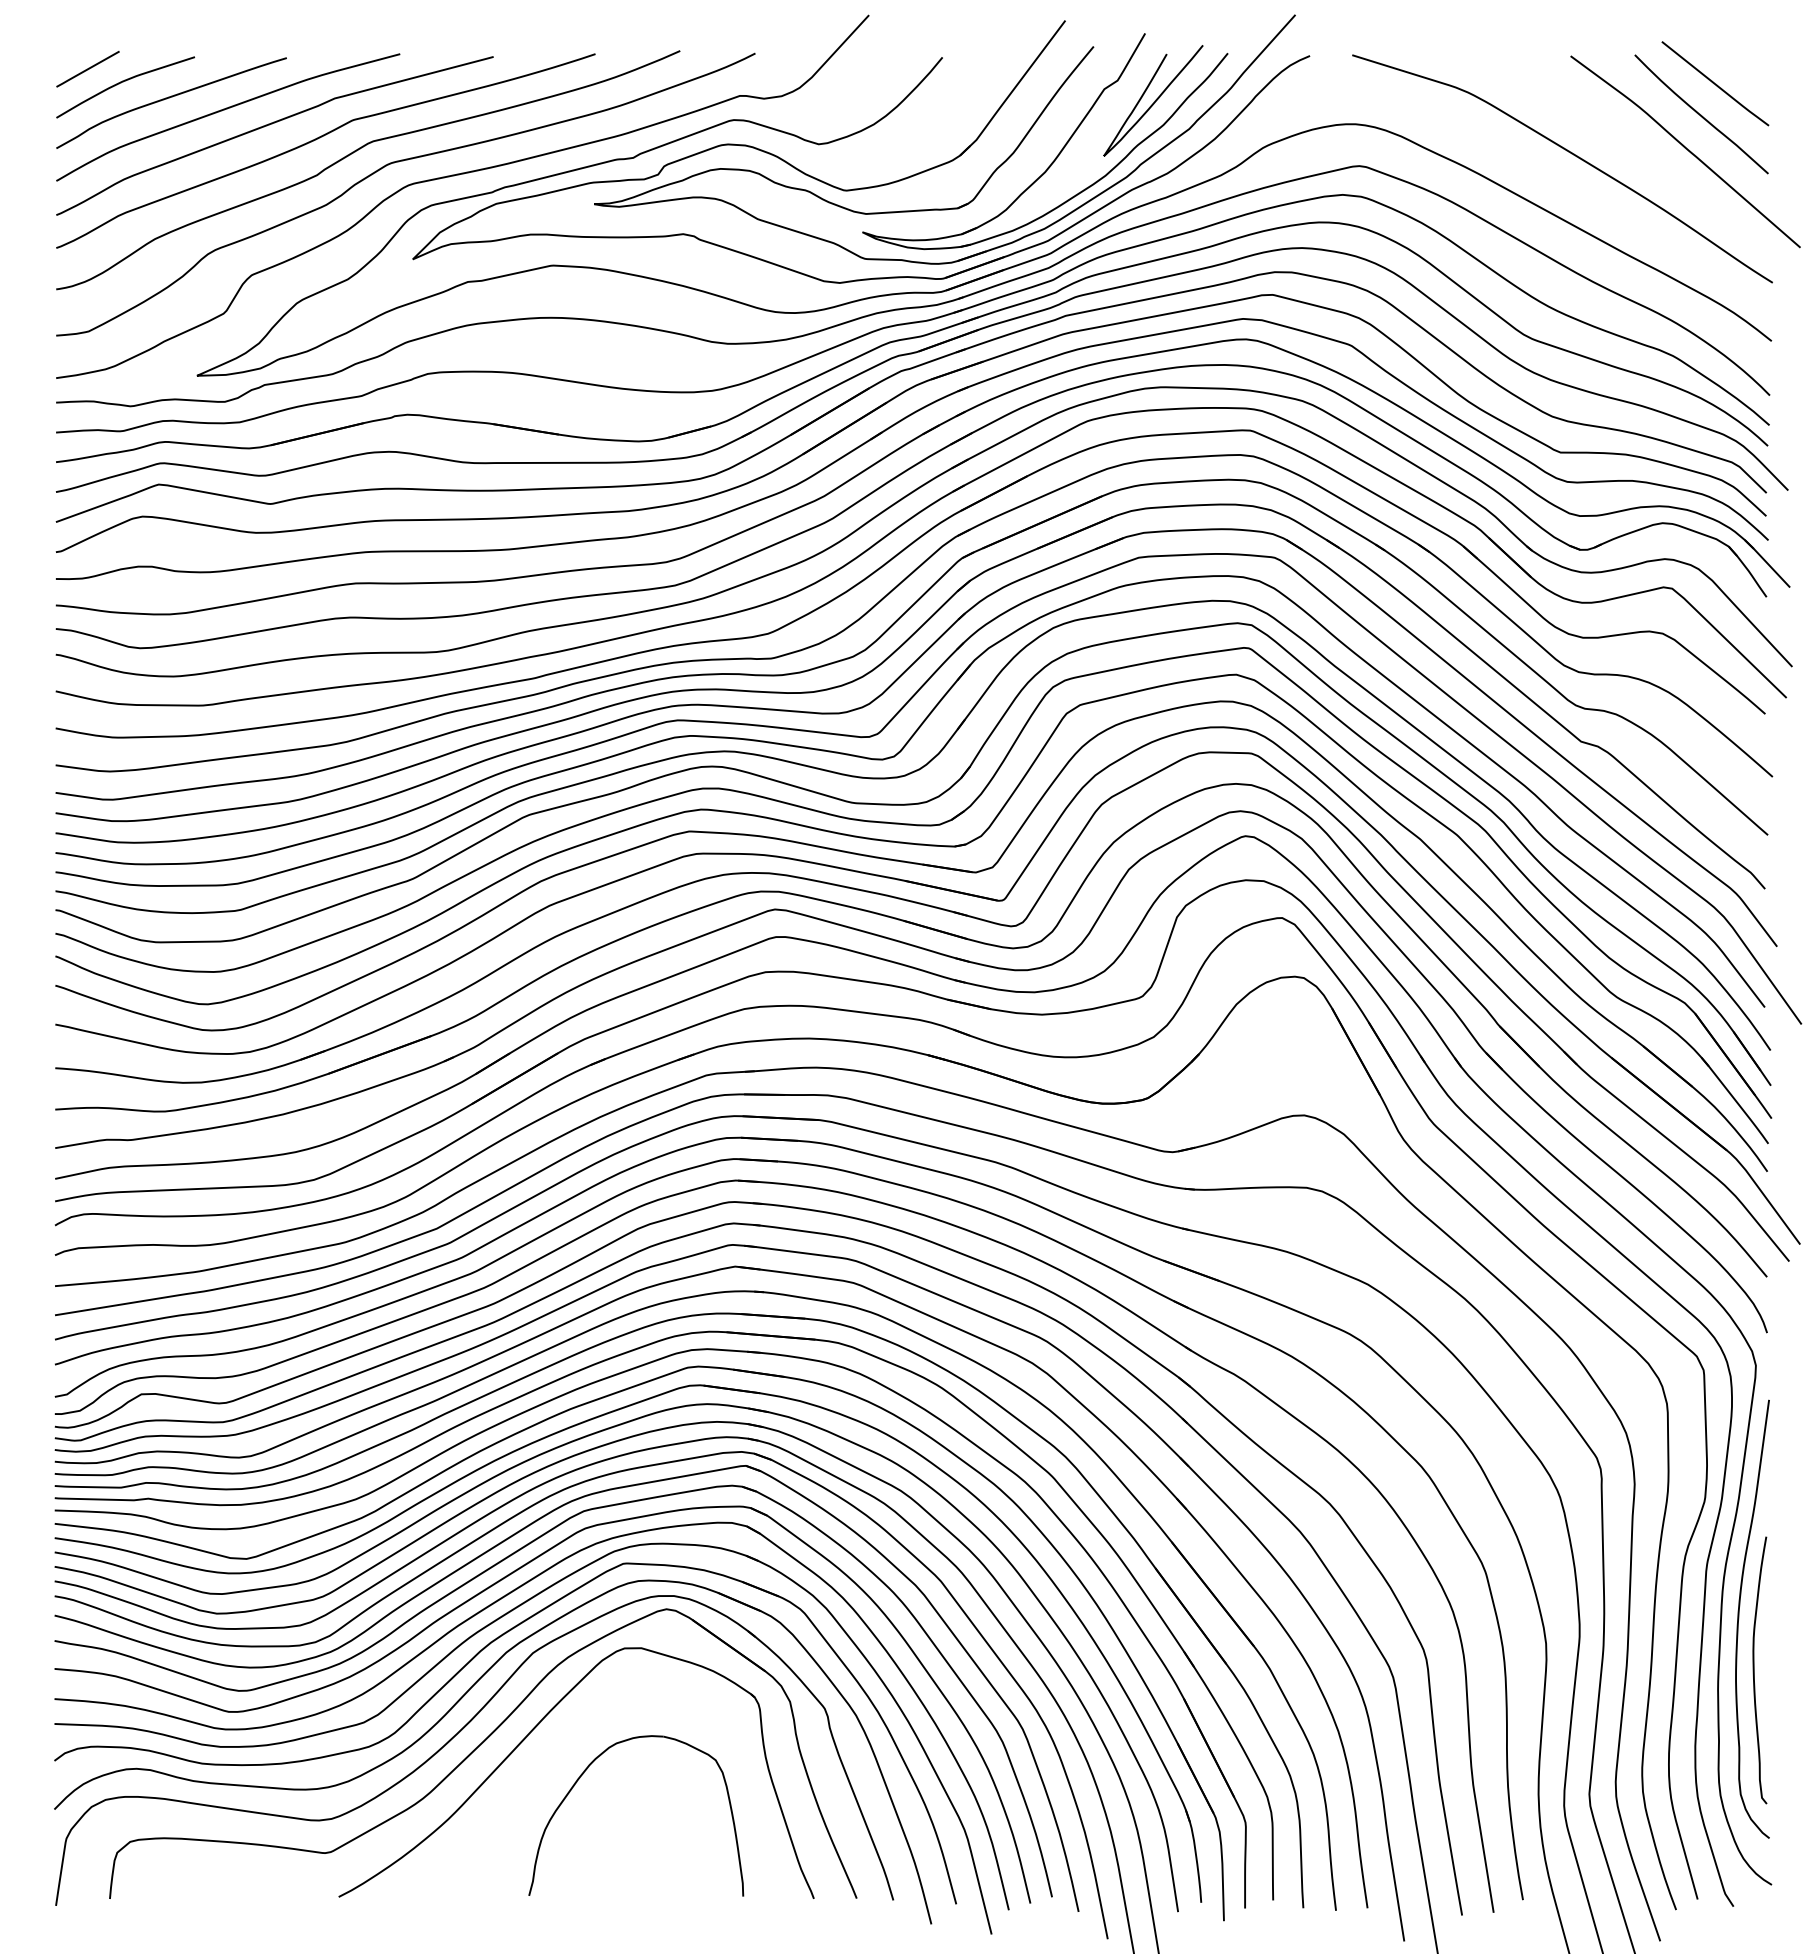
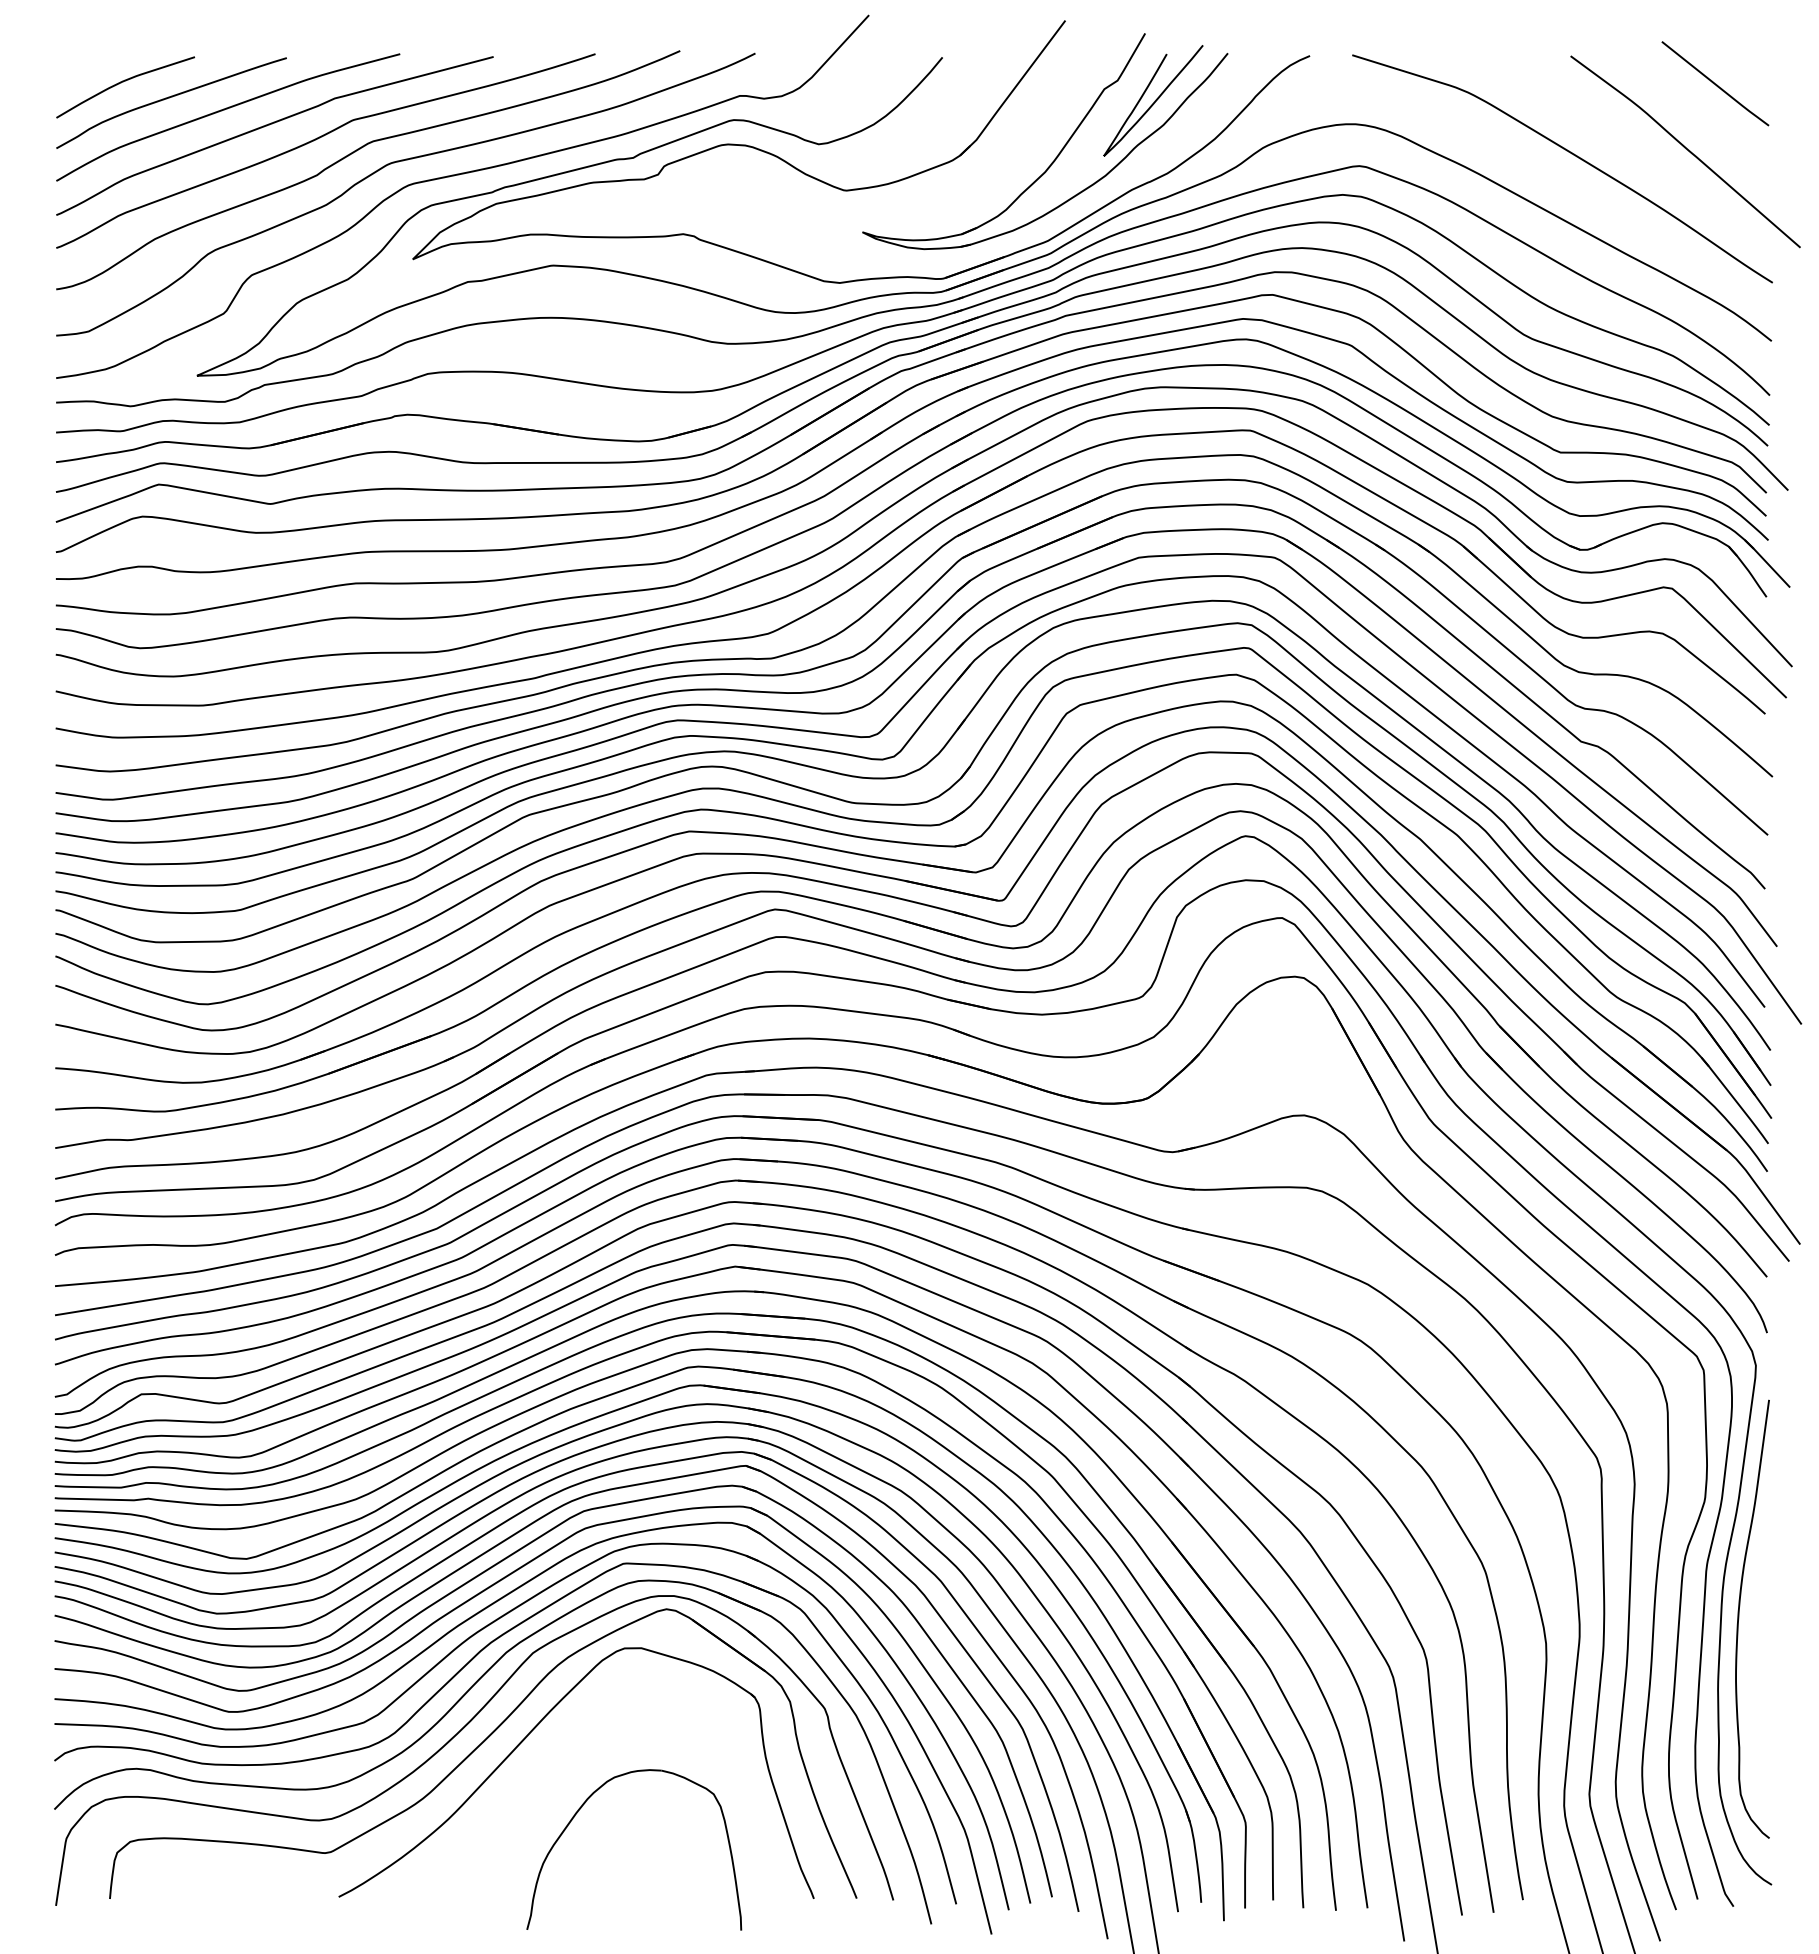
line: present -> none (87, 69)
curve: present -> none (1701, 114)
part: present -> none (991, 173)
curve: present -> none (1754, 1670)
part position: (584, 1773) -> (582, 1807) (582, 1807)
